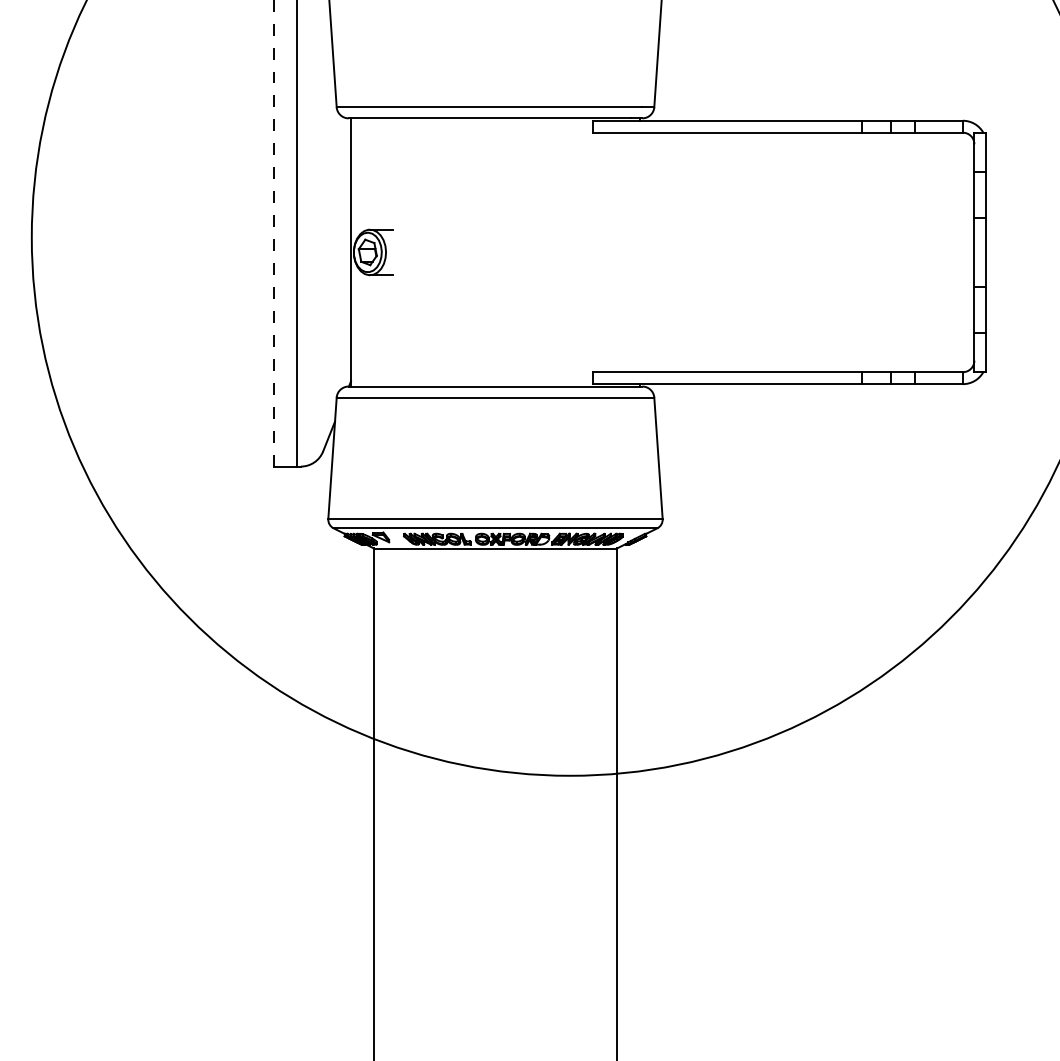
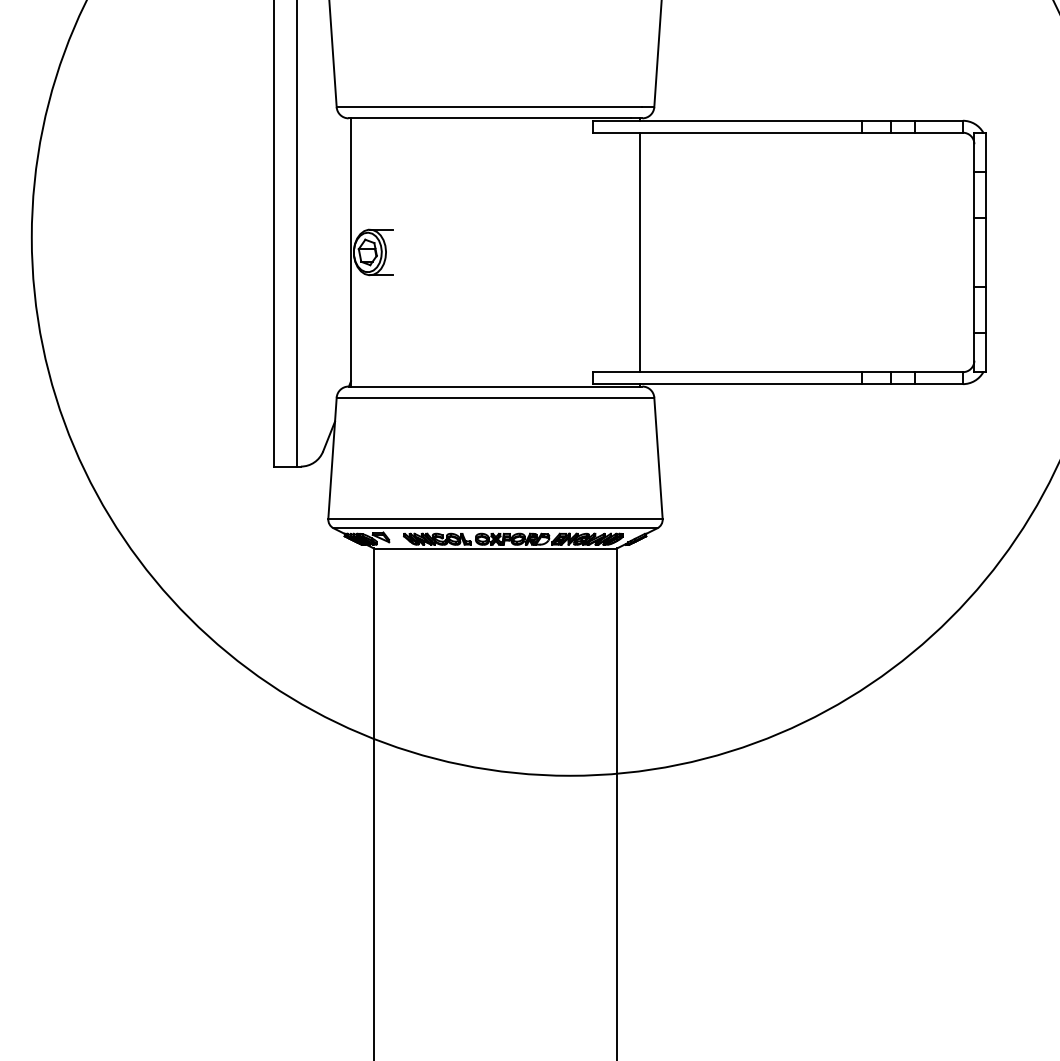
line: dashed -> solid (273, 233)
line: none -> present (639, 252)
